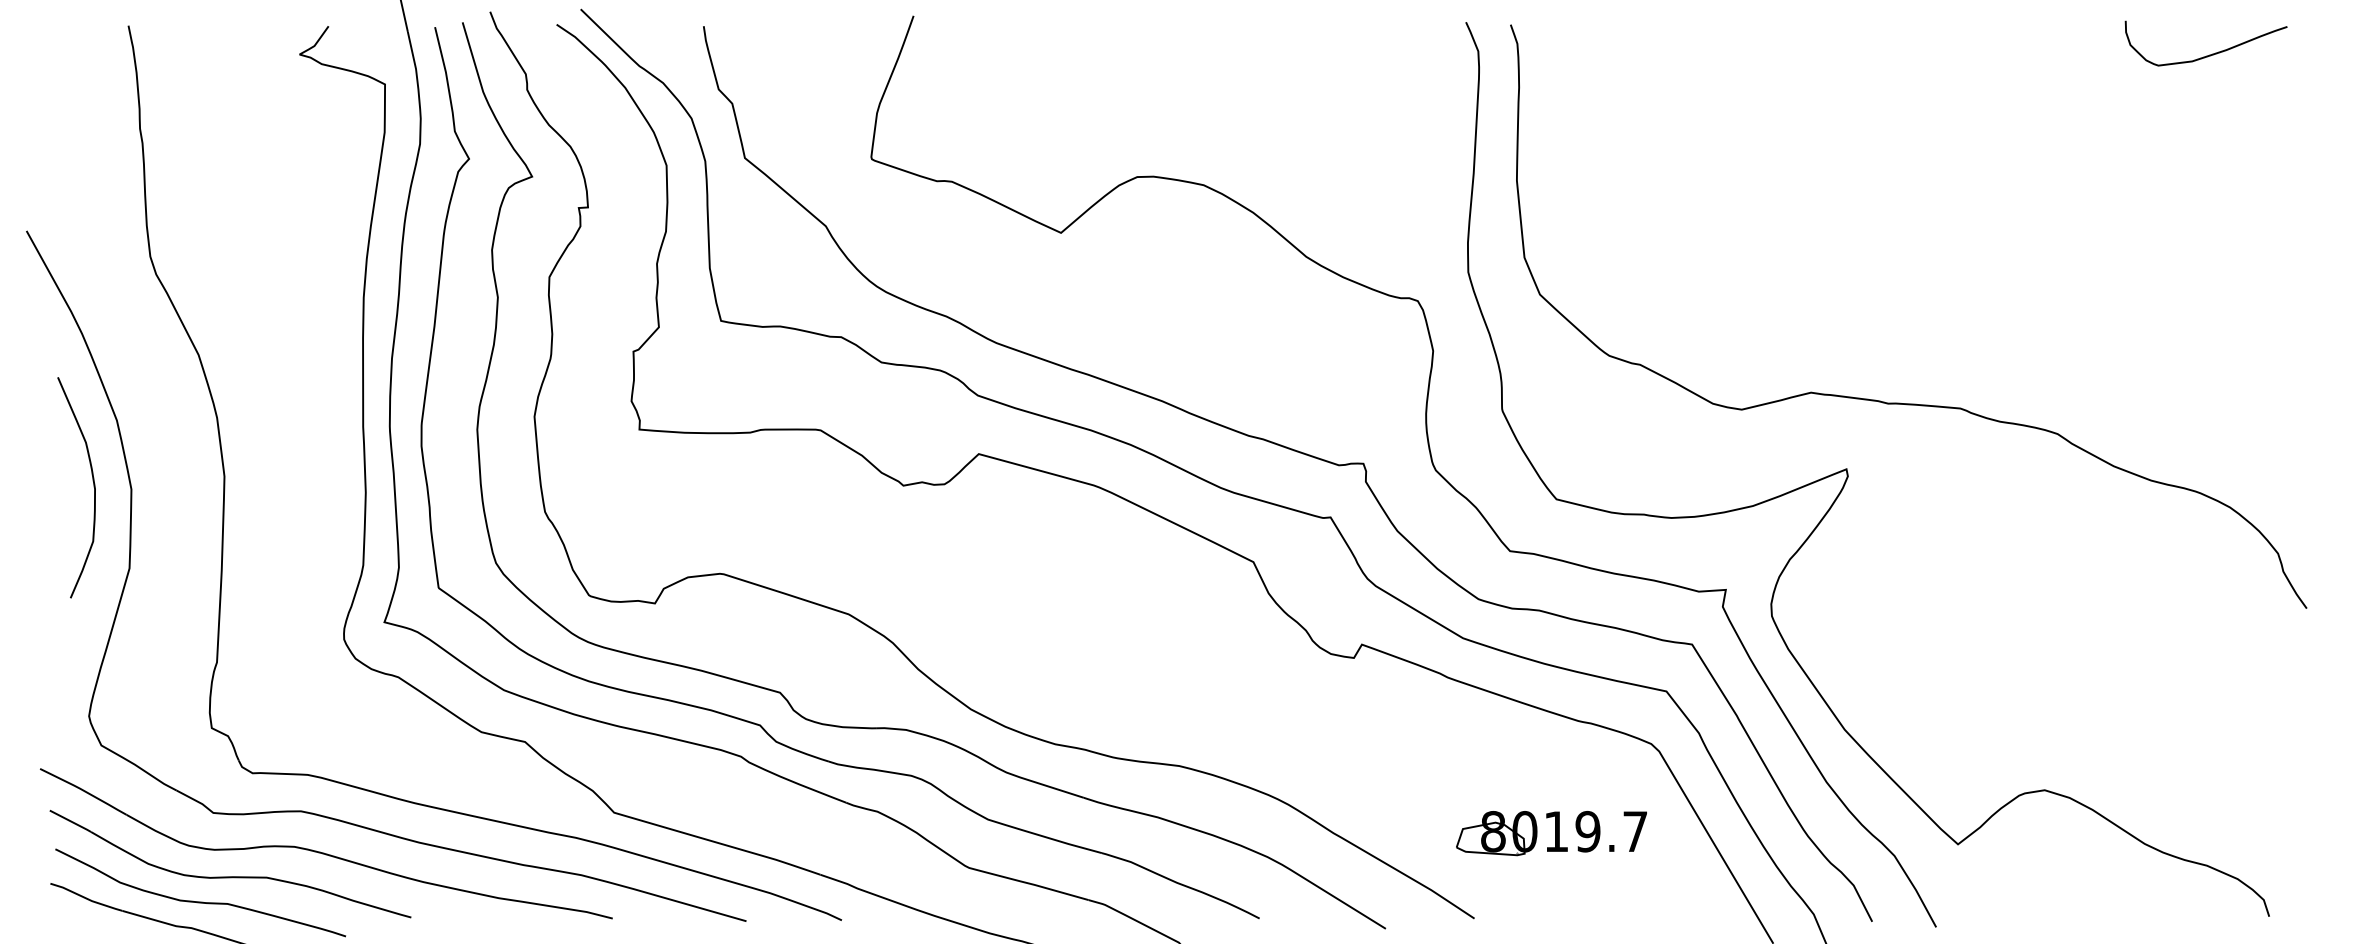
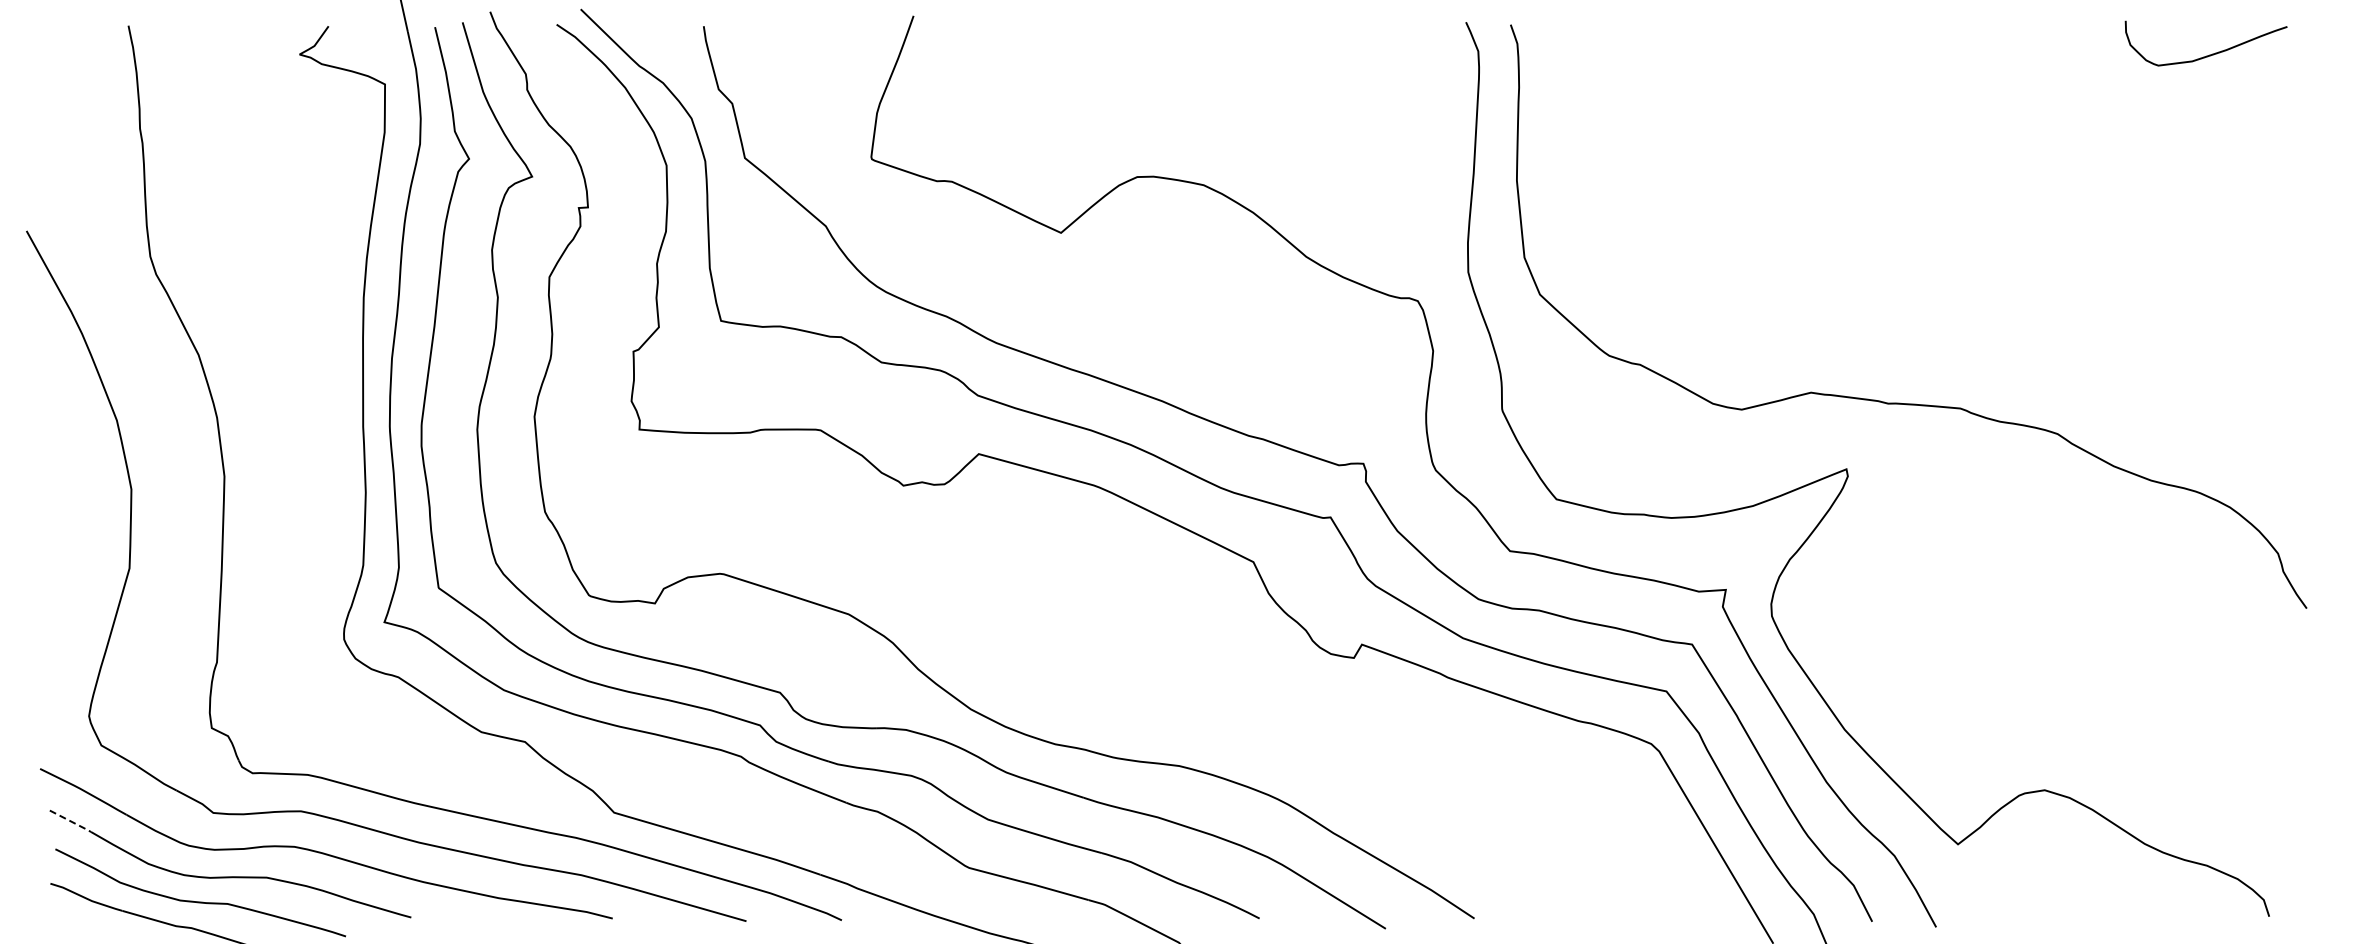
curve: present -> none (93, 487)
line: solid -> dashed (71, 821)
part: present -> none (1551, 833)
